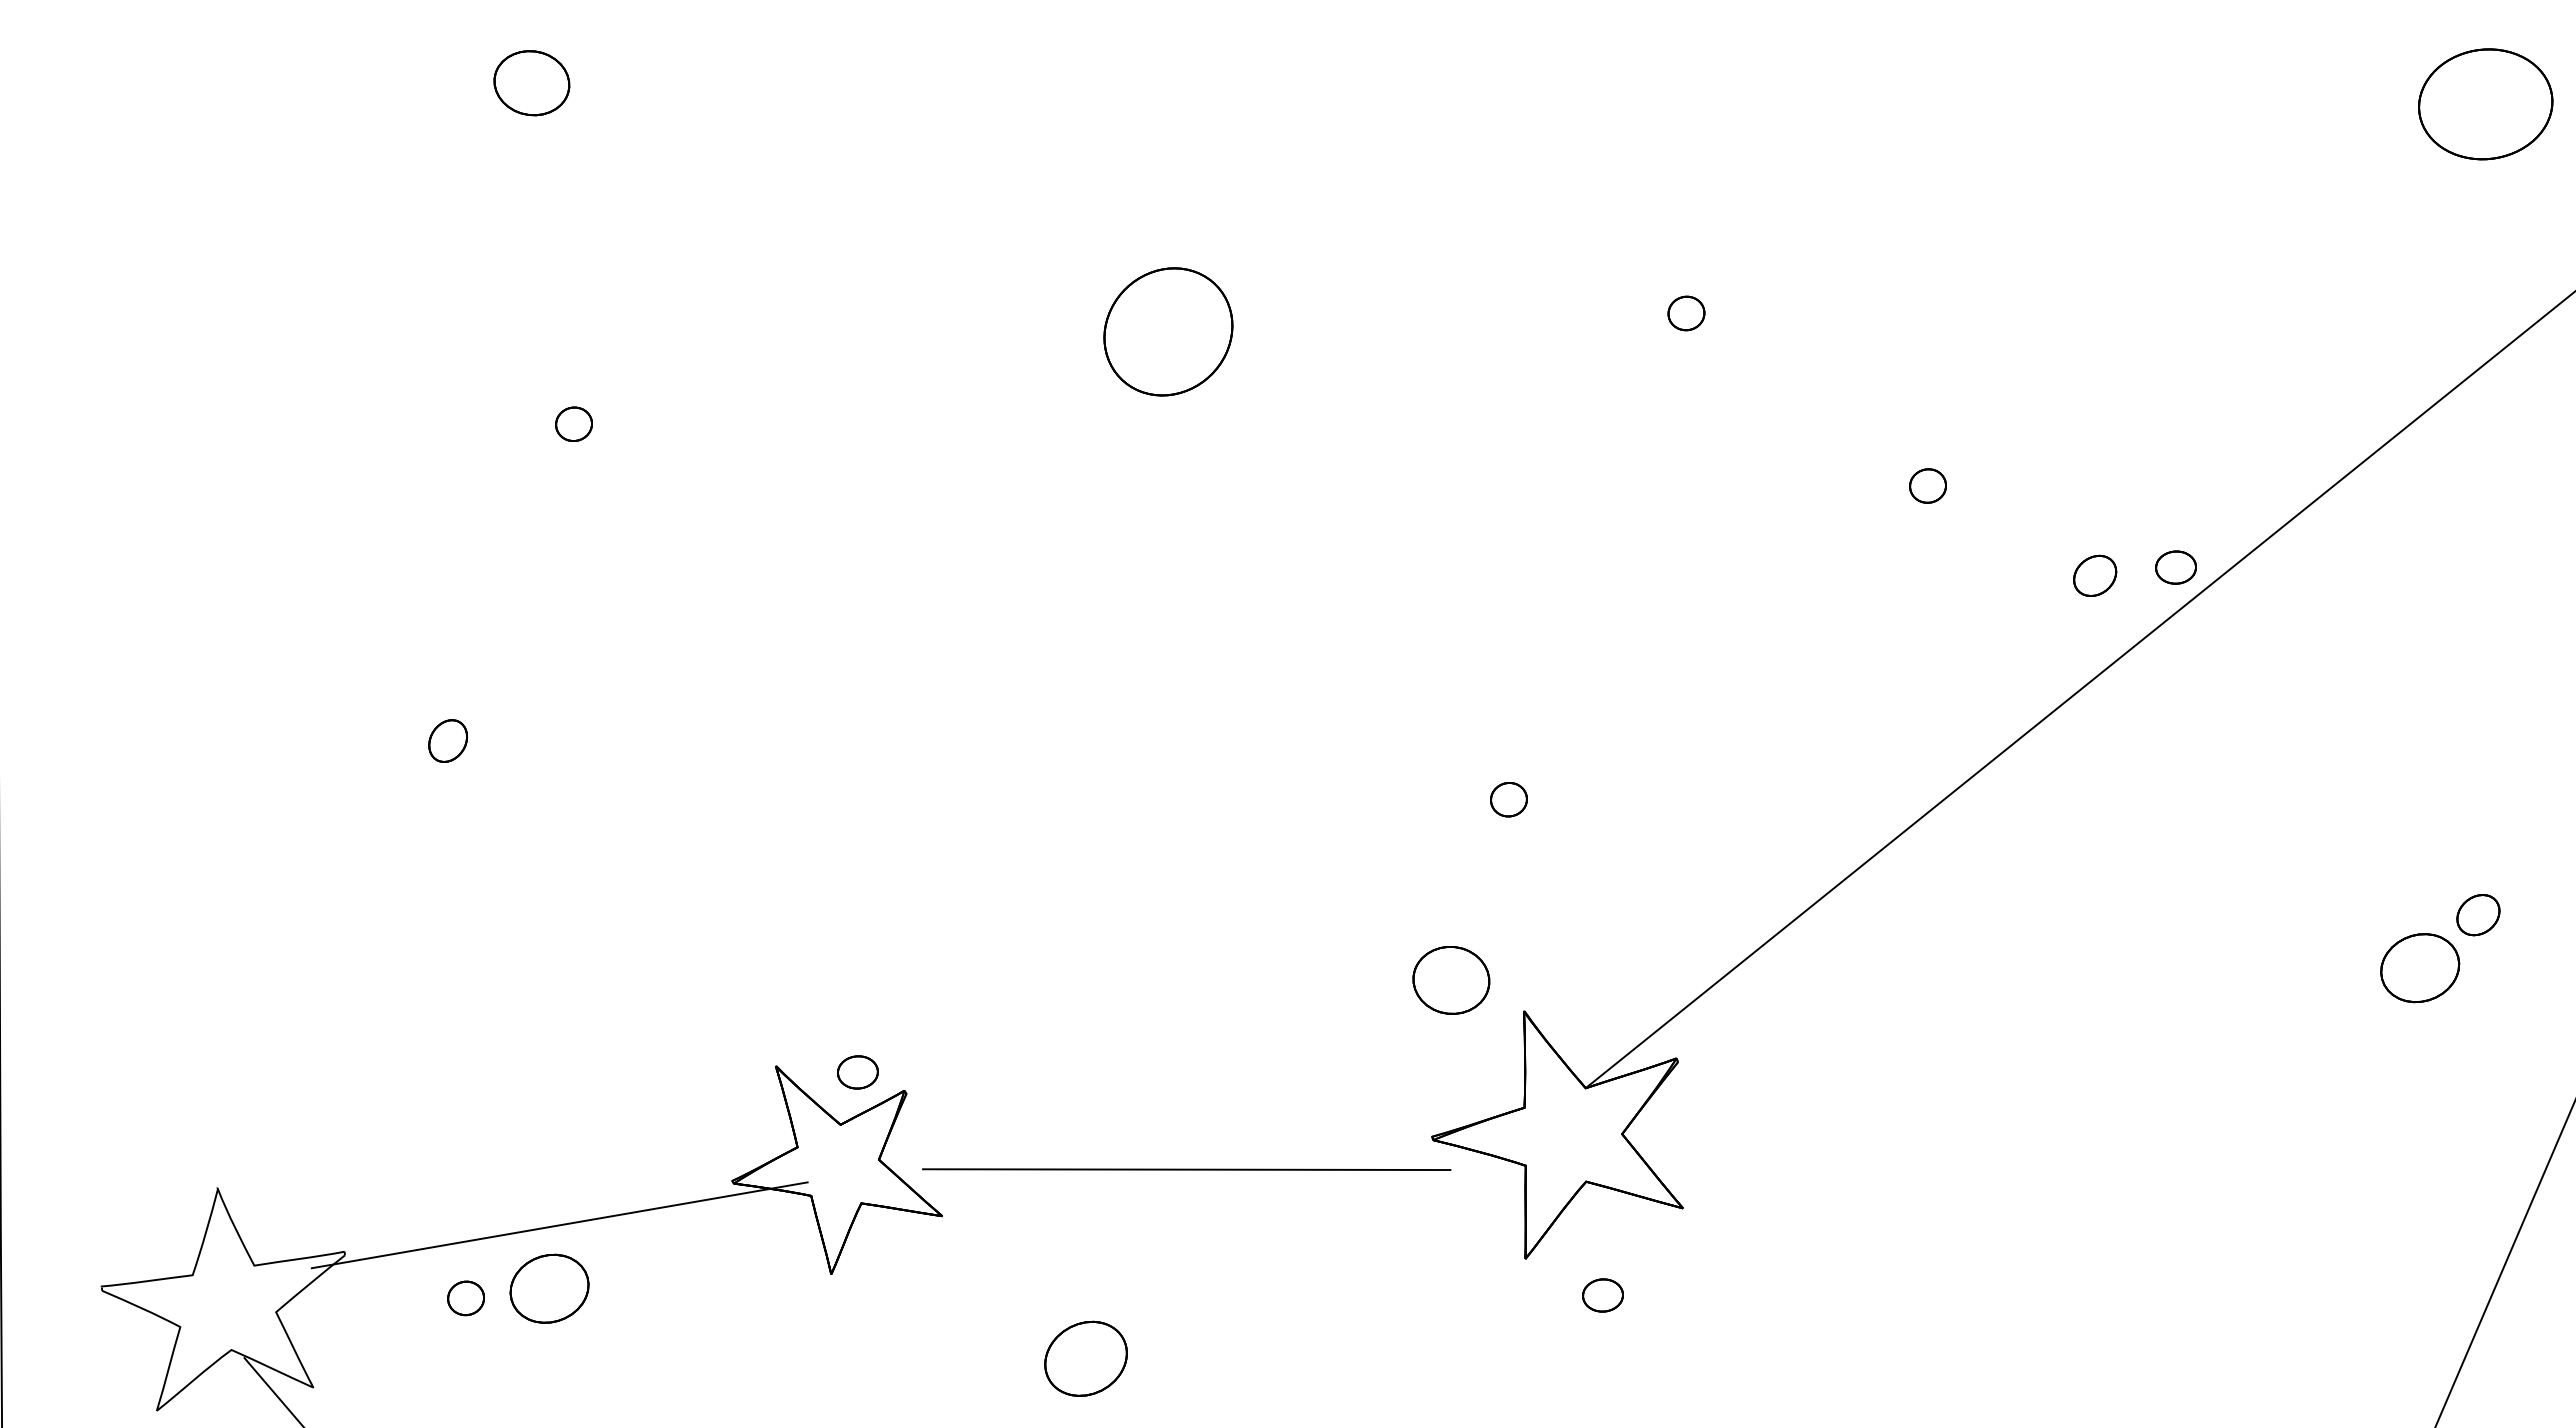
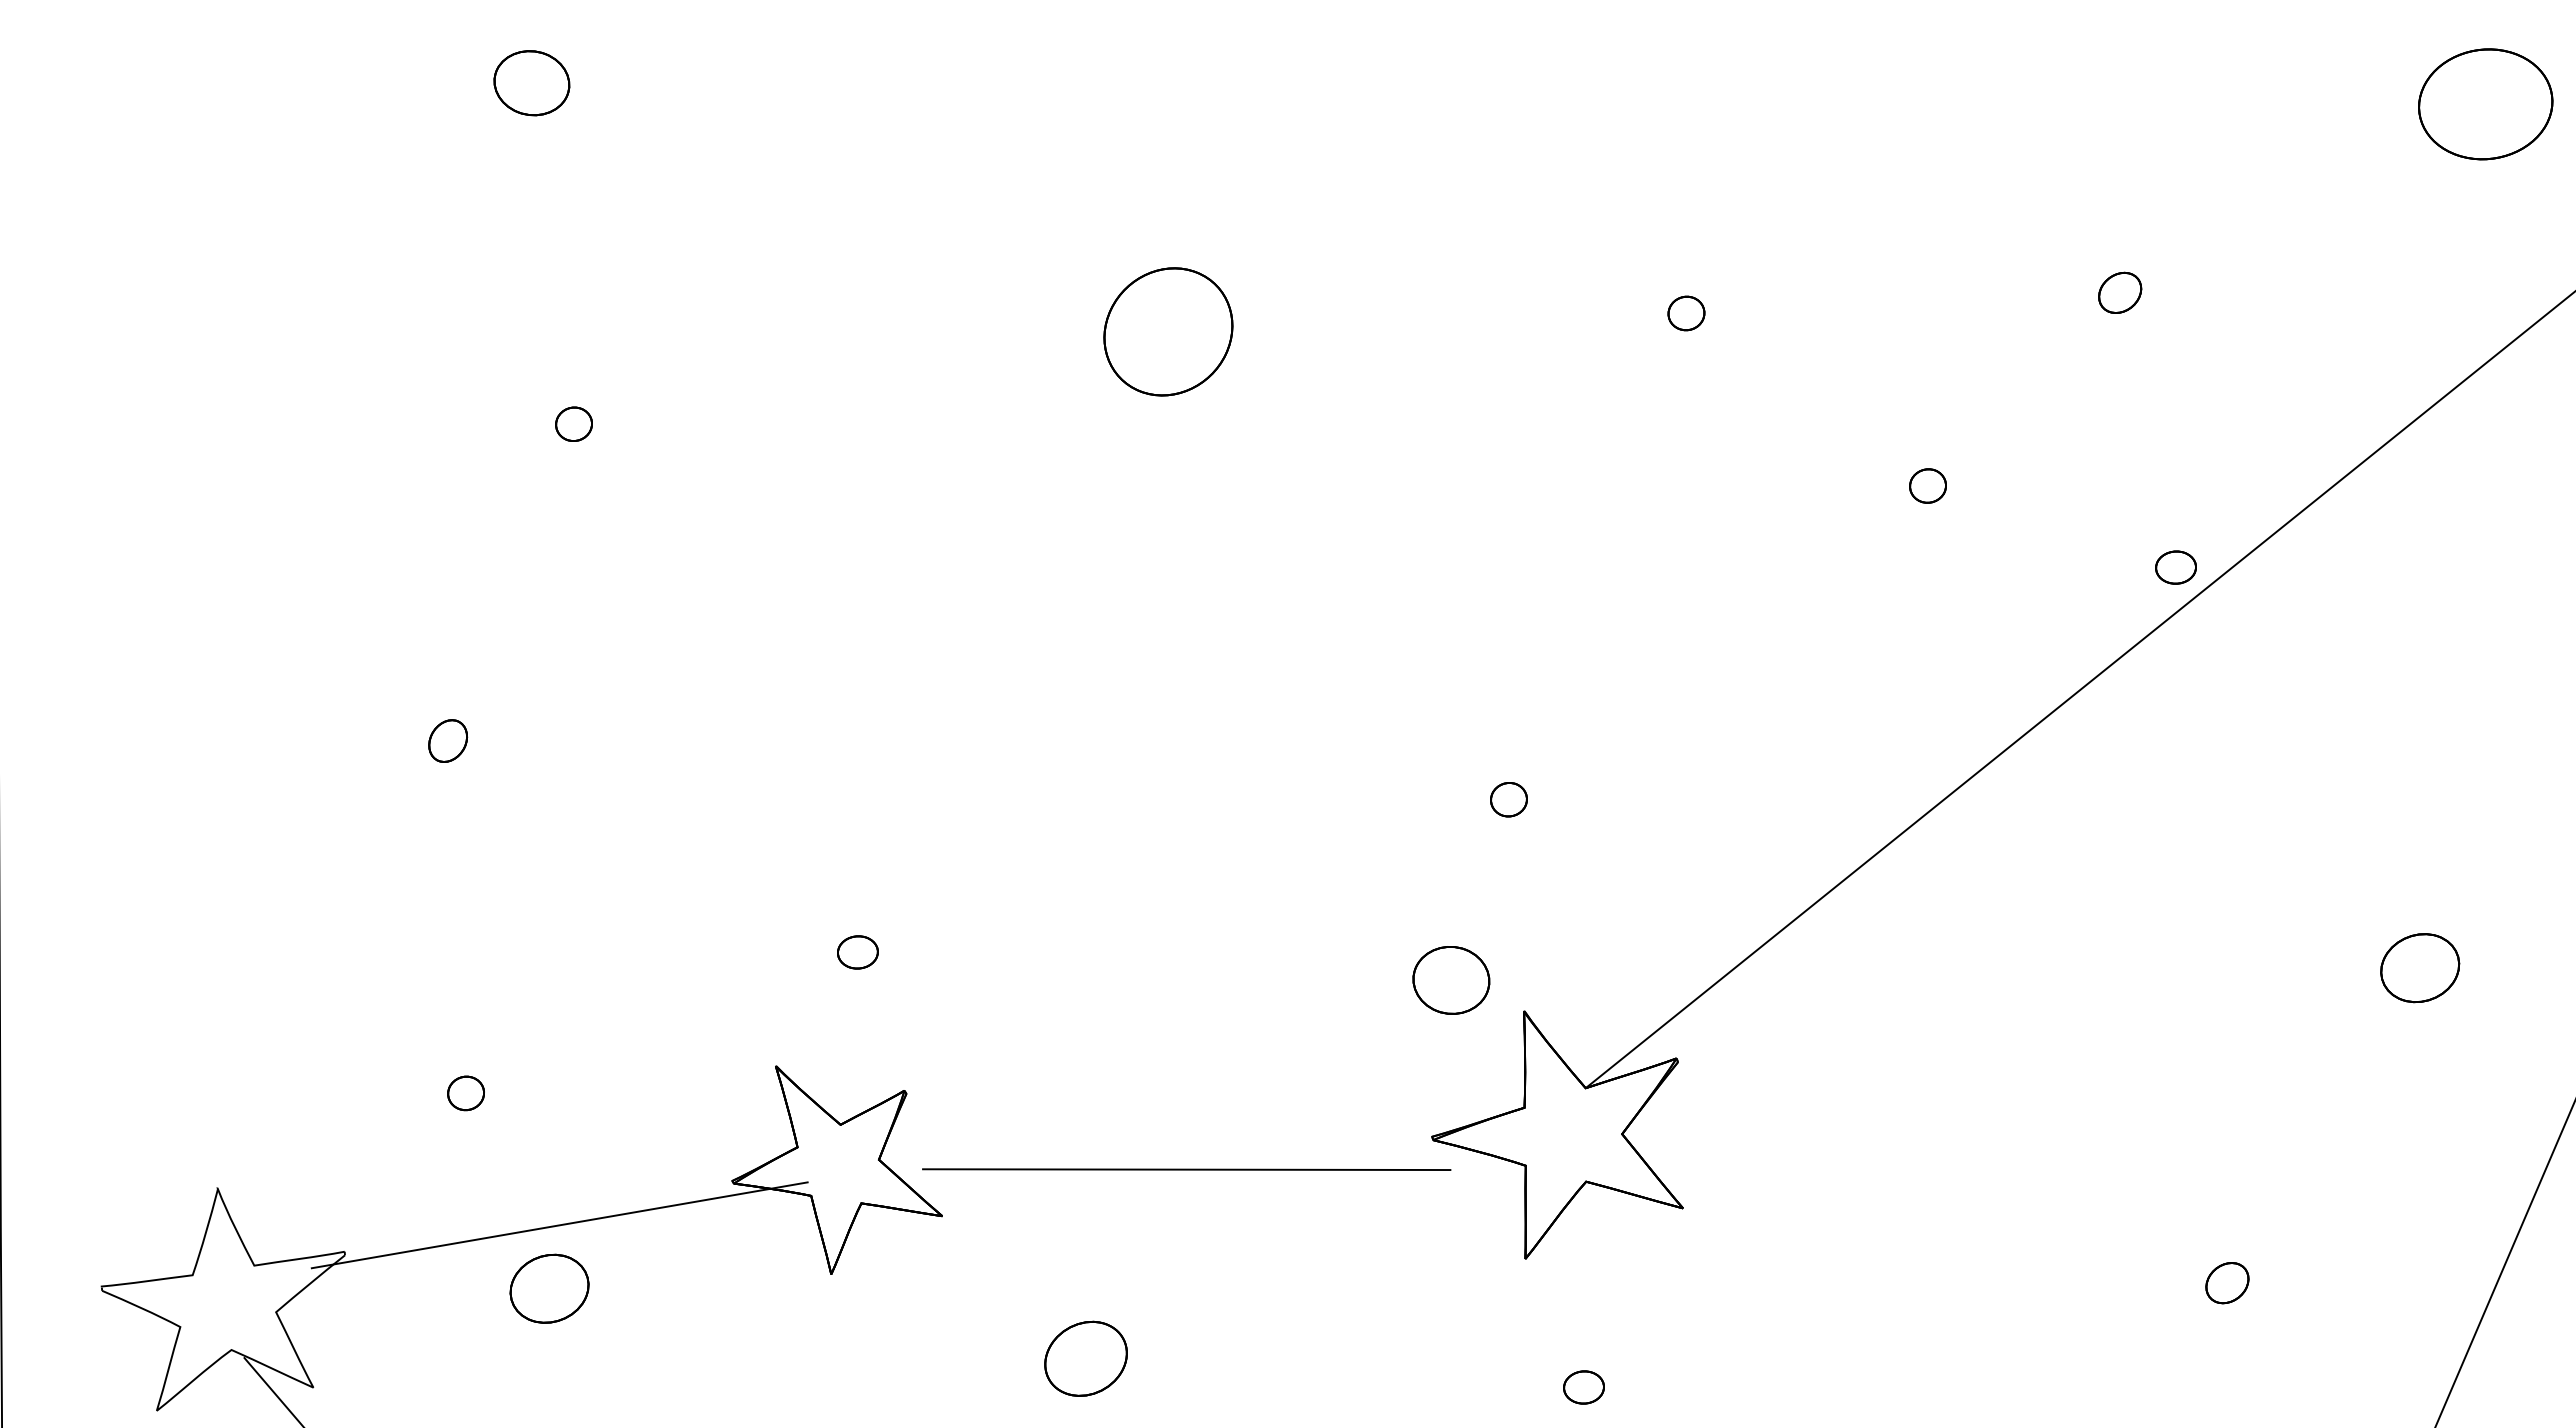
part position: (2095, 575) -> (2120, 292) (2120, 292)
part position: (2478, 915) -> (2227, 1283) (2227, 1283)
part position: (857, 1072) -> (857, 952) (857, 952)
part position: (1602, 1295) -> (1583, 1387) (1583, 1387)
part position: (465, 1298) -> (465, 1093) (465, 1093)
